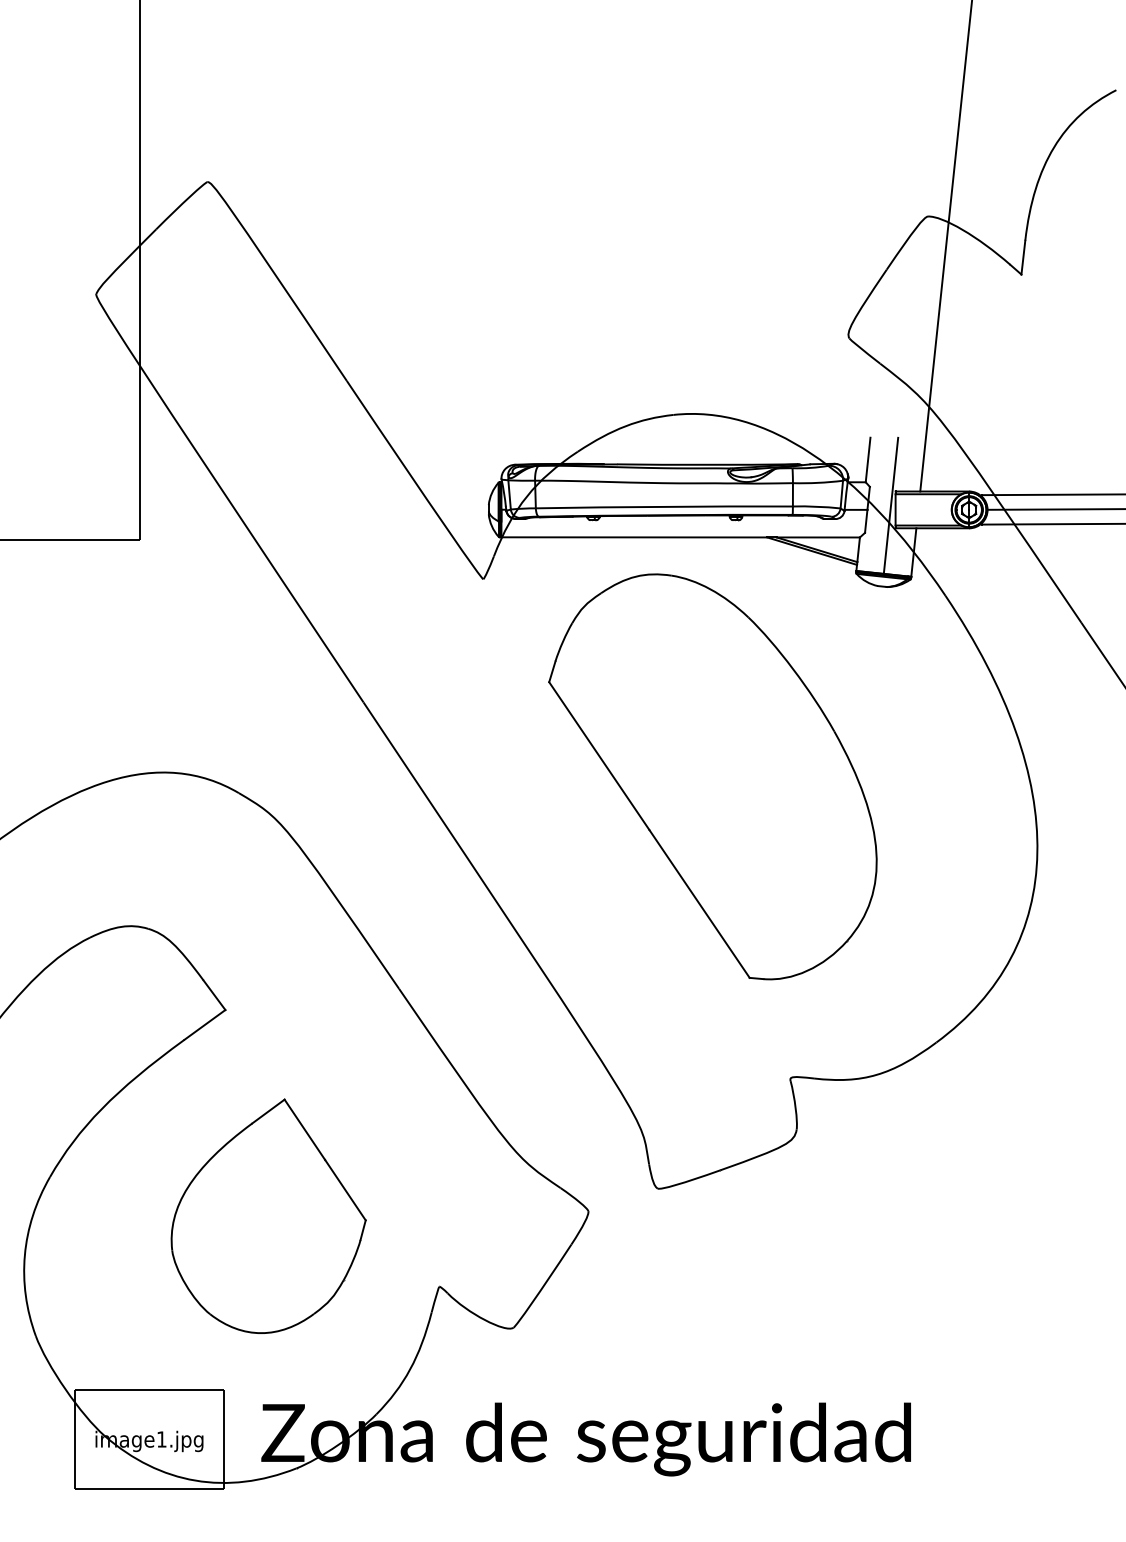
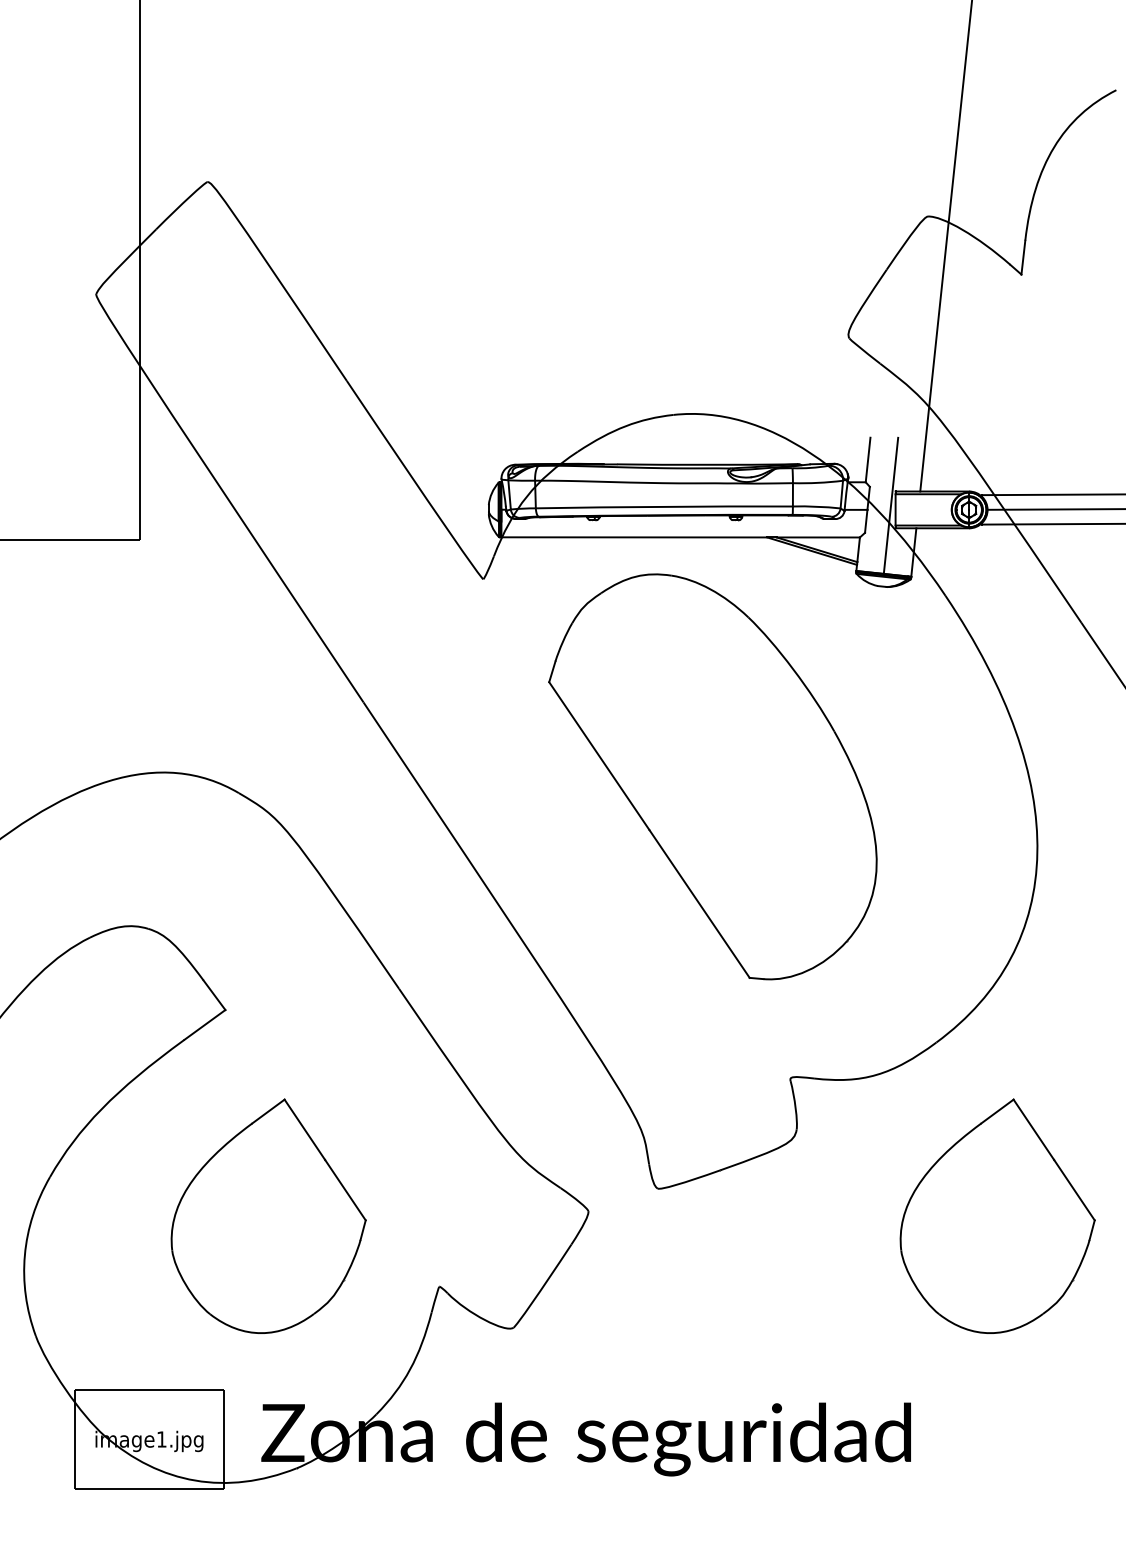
part: none -> present (997, 1215)
